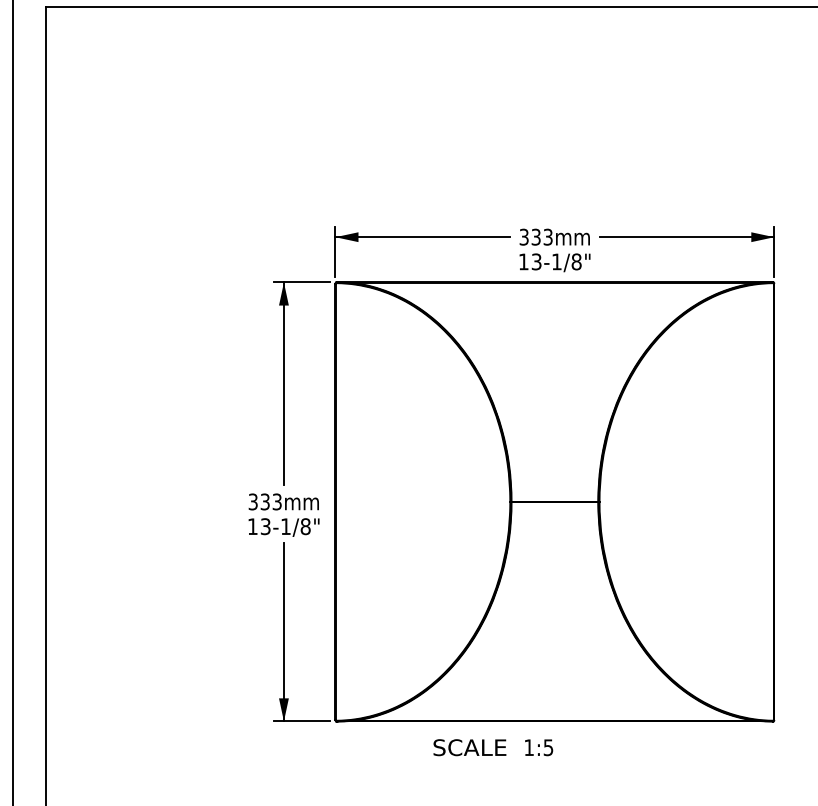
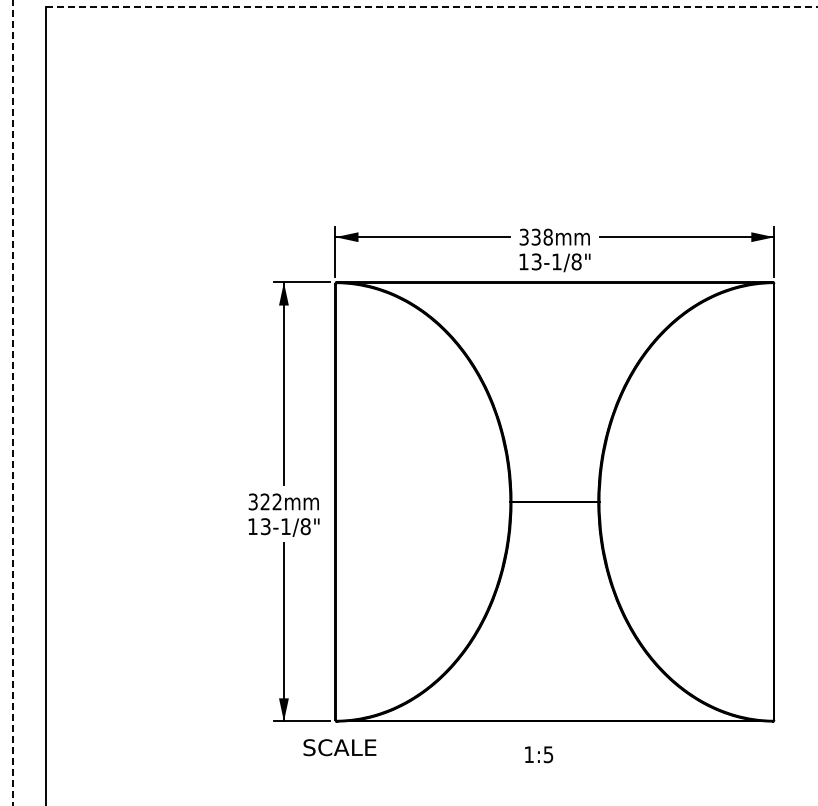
line: solid -> dashed (432, 7)
text: 333 -> 338 (547, 236)
line: solid -> dashed (13, 403)
text: 333 -> 322 (270, 501)
text position: (469, 747) -> (339, 747) (339, 747)
text position: (539, 747) -> (539, 754) (539, 754)
